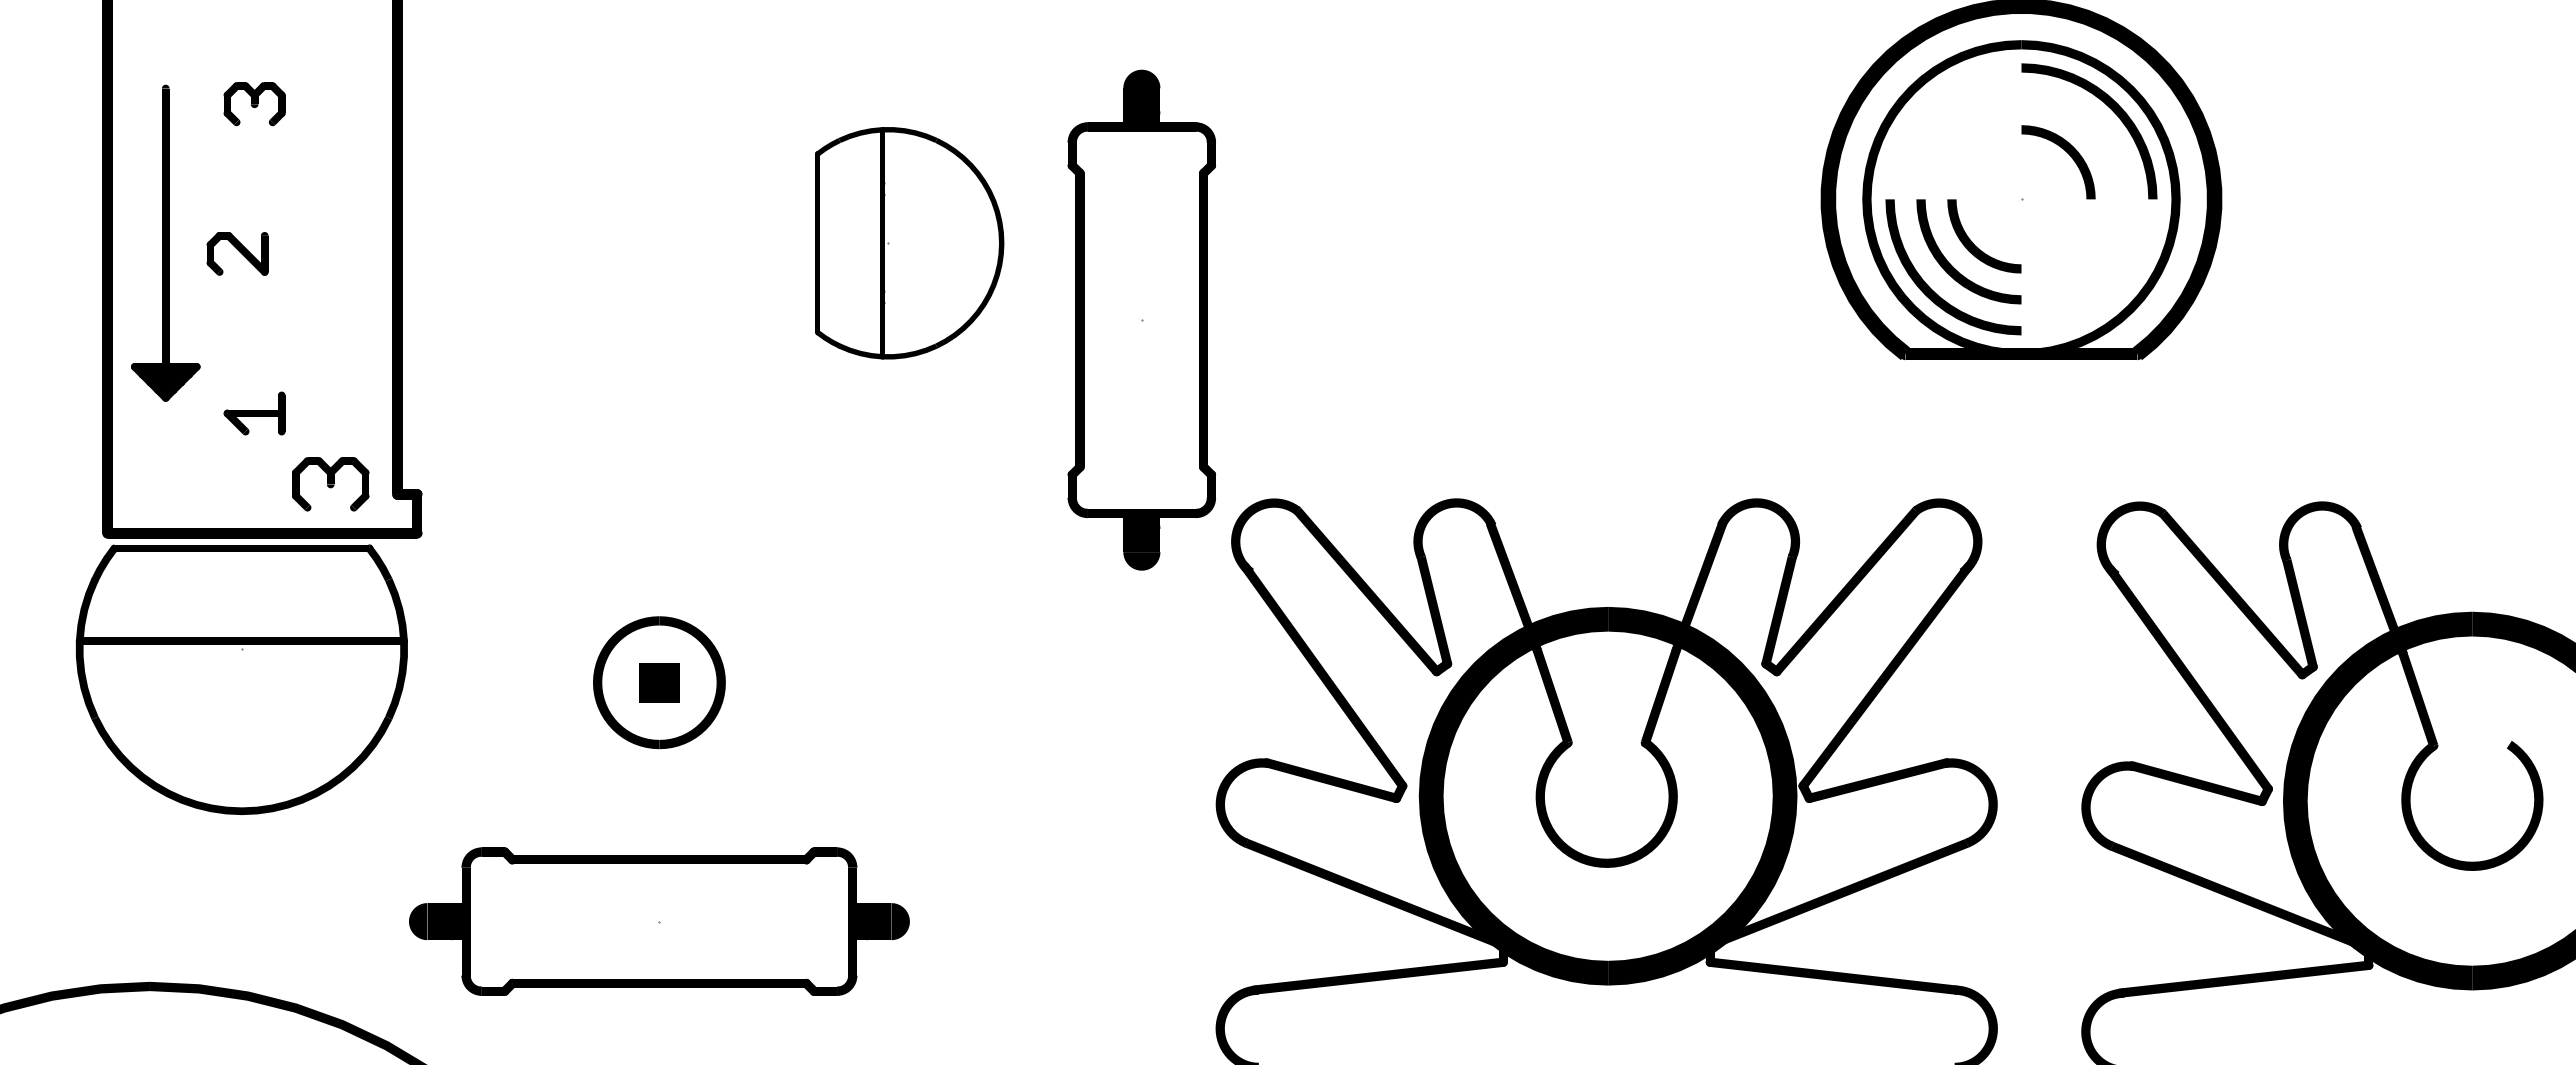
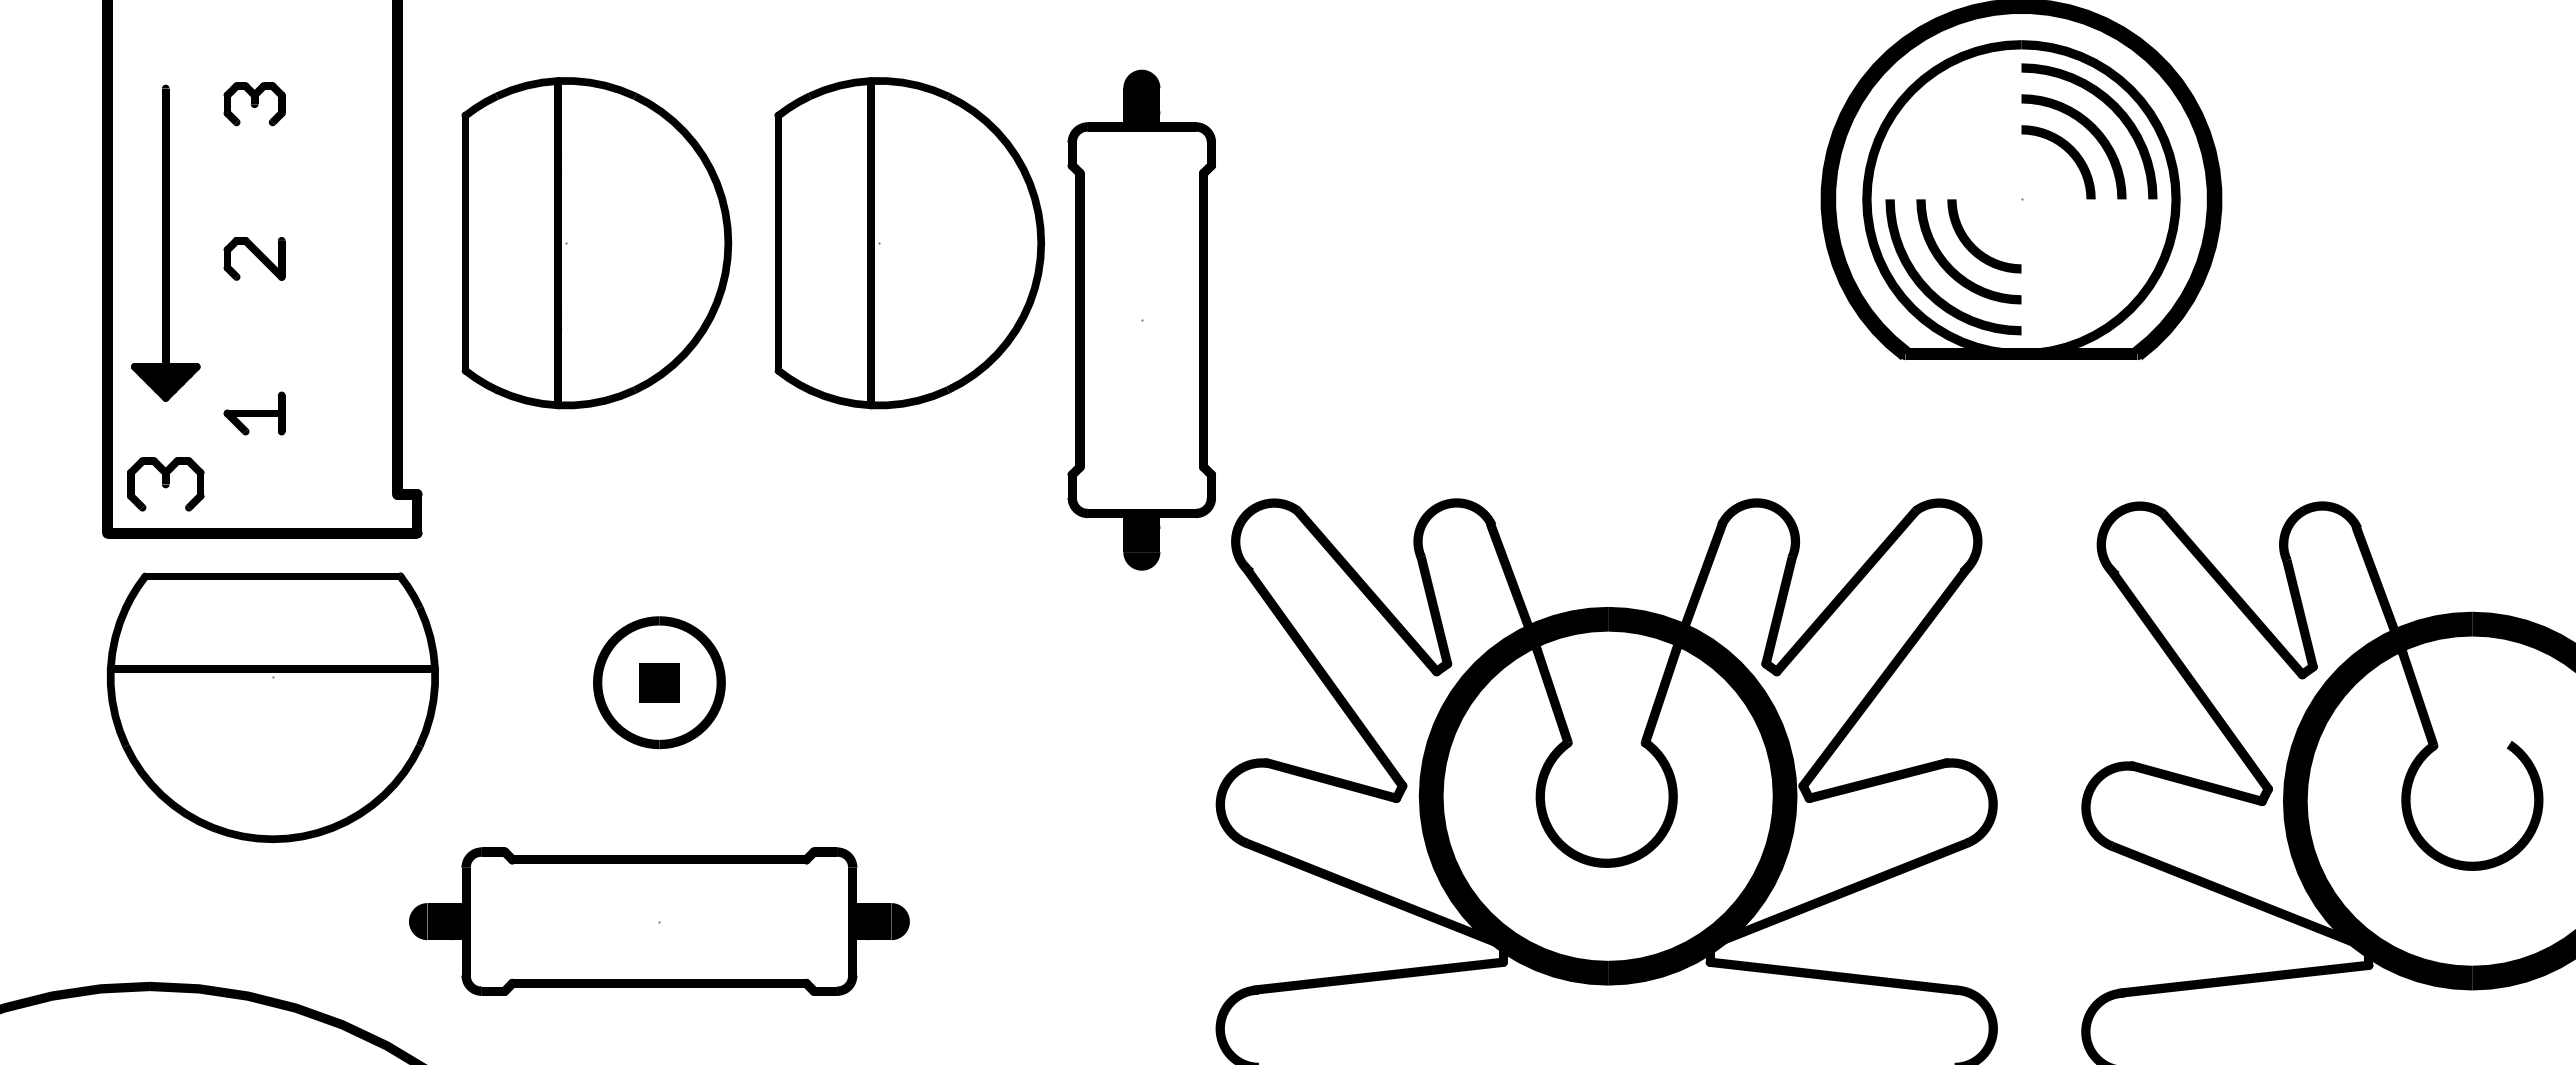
curve: none -> present (2086, 129)
part: none -> present (596, 243)
part size: 190x233 px -> 271x333 px (909, 243)
part position: (237, 253) -> (254, 258) (254, 258)
part position: (330, 484) -> (165, 484) (165, 484)
part position: (241, 679) -> (272, 707) (272, 707)
